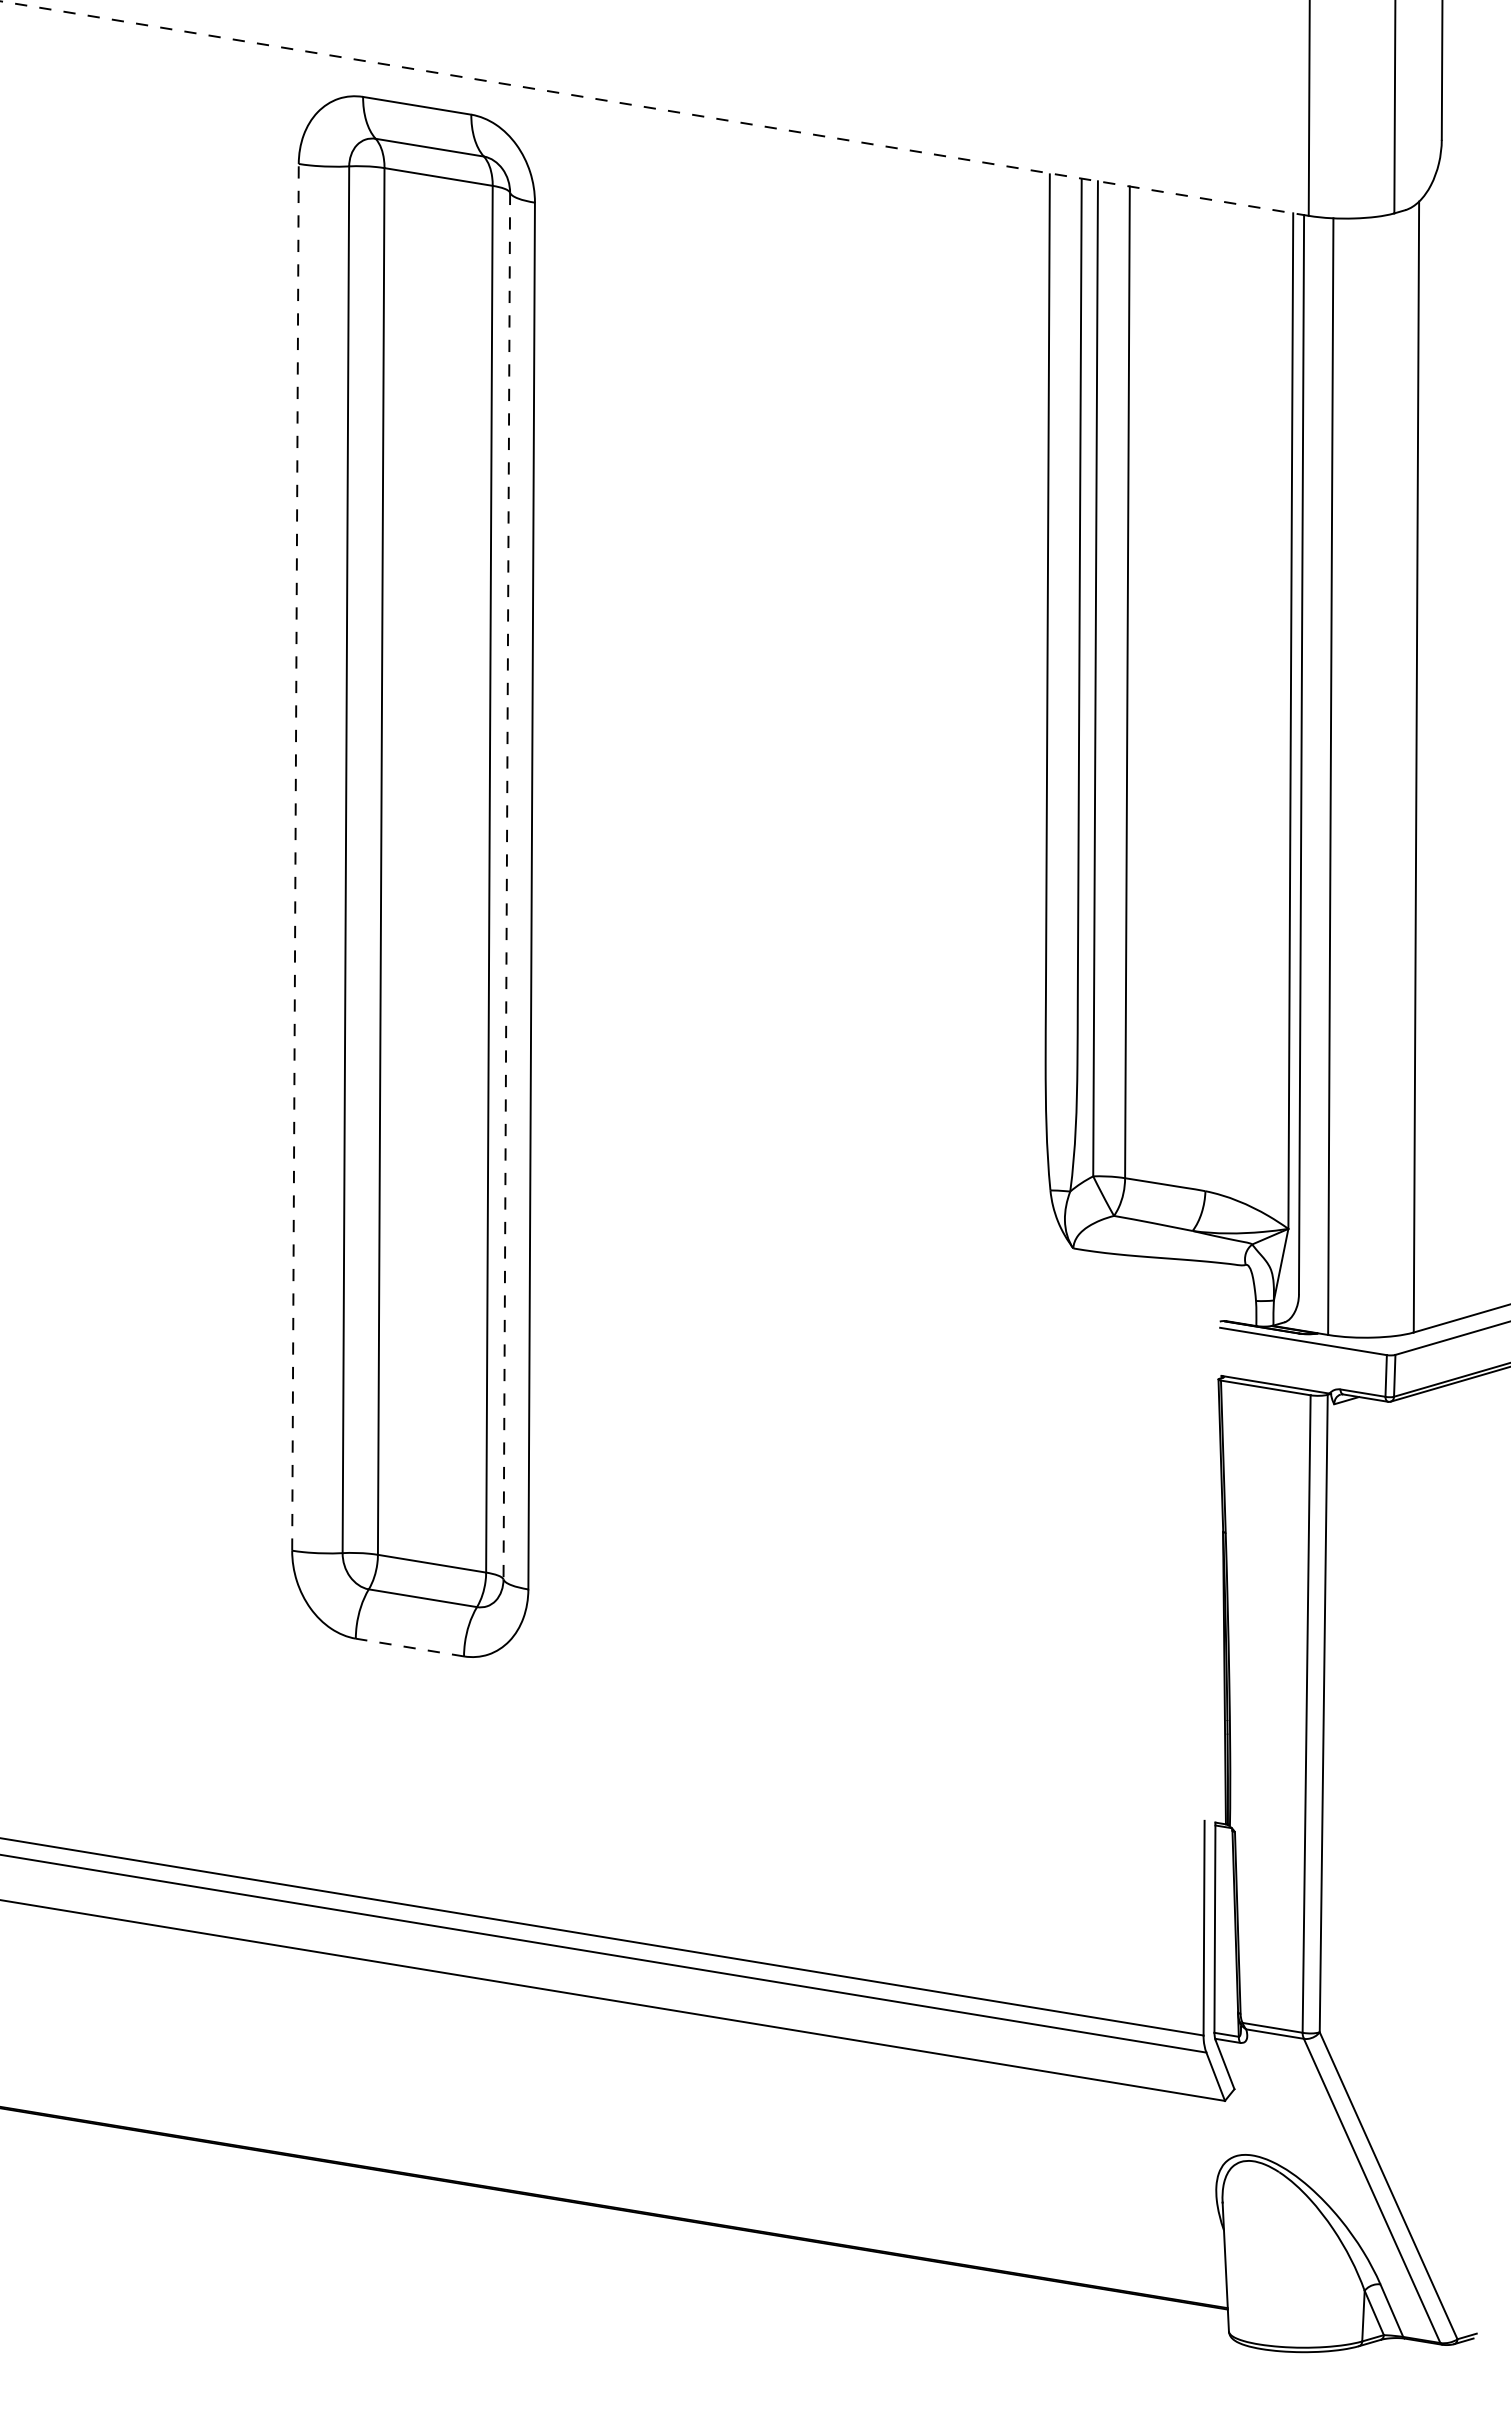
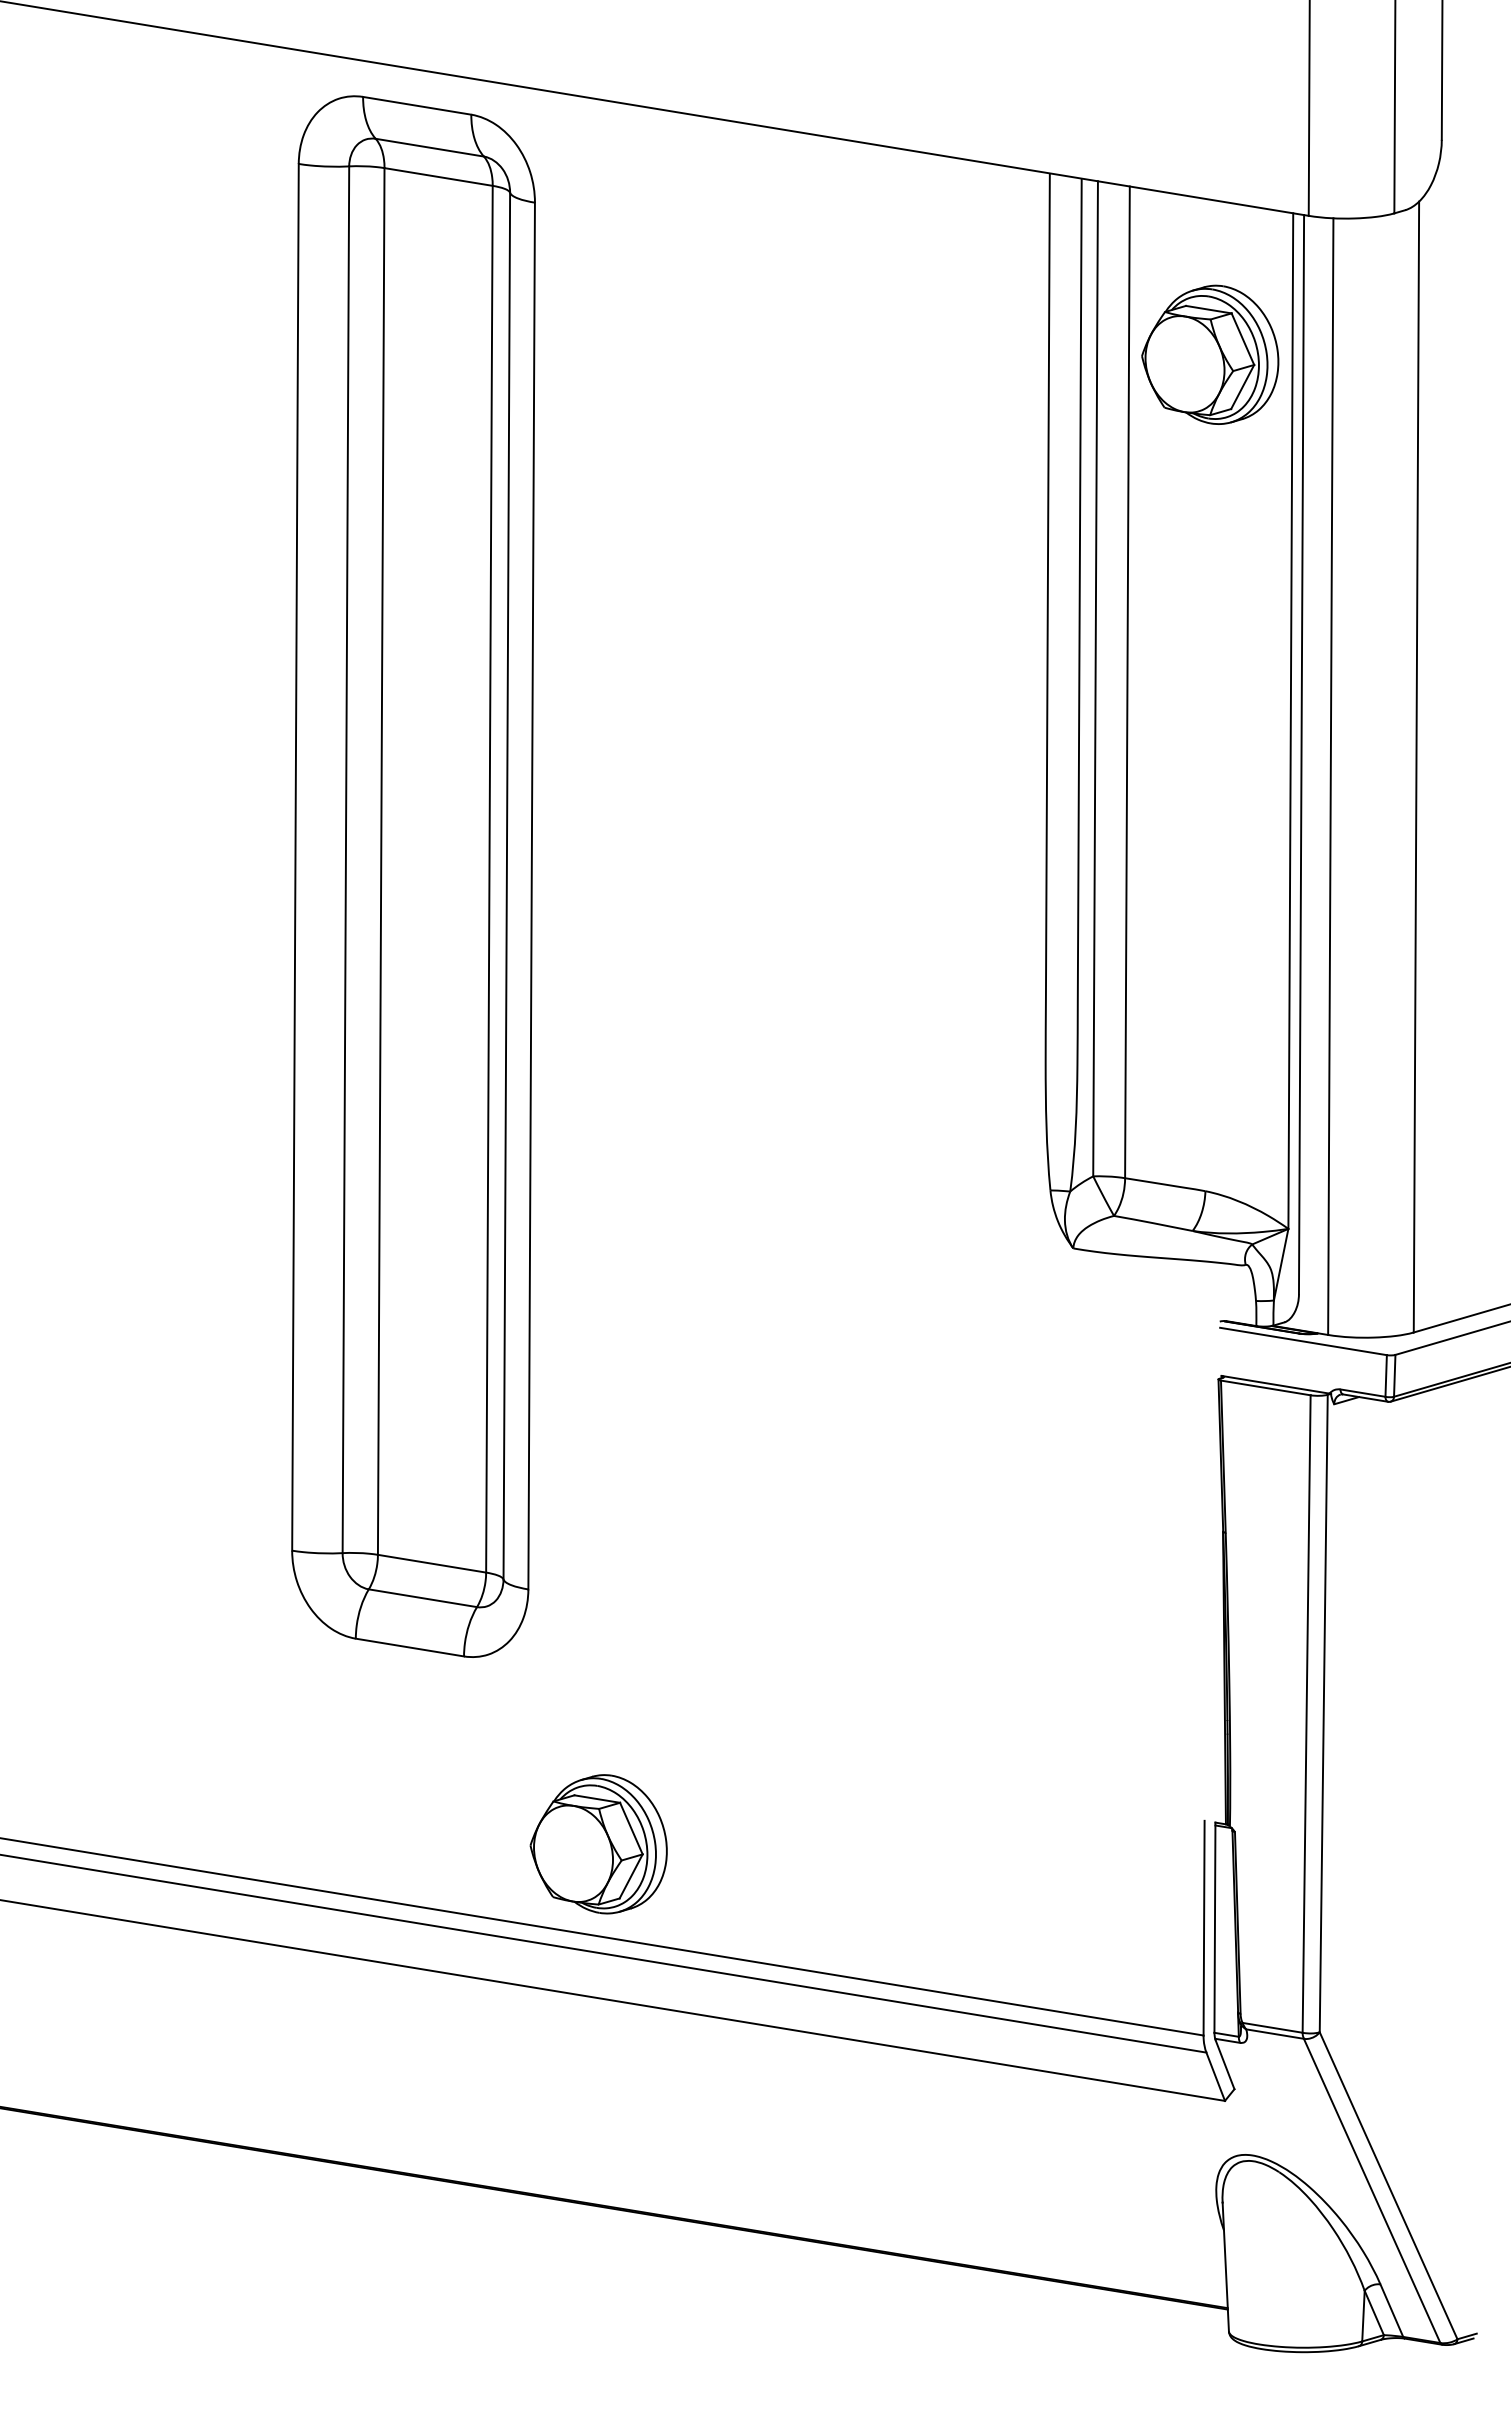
line: dashed -> solid (654, 108)
part: none -> present (1210, 354)
line: dashed -> solid (295, 856)
line: dashed -> solid (506, 886)
line: dashed -> solid (409, 1647)
part: none -> present (598, 1844)
